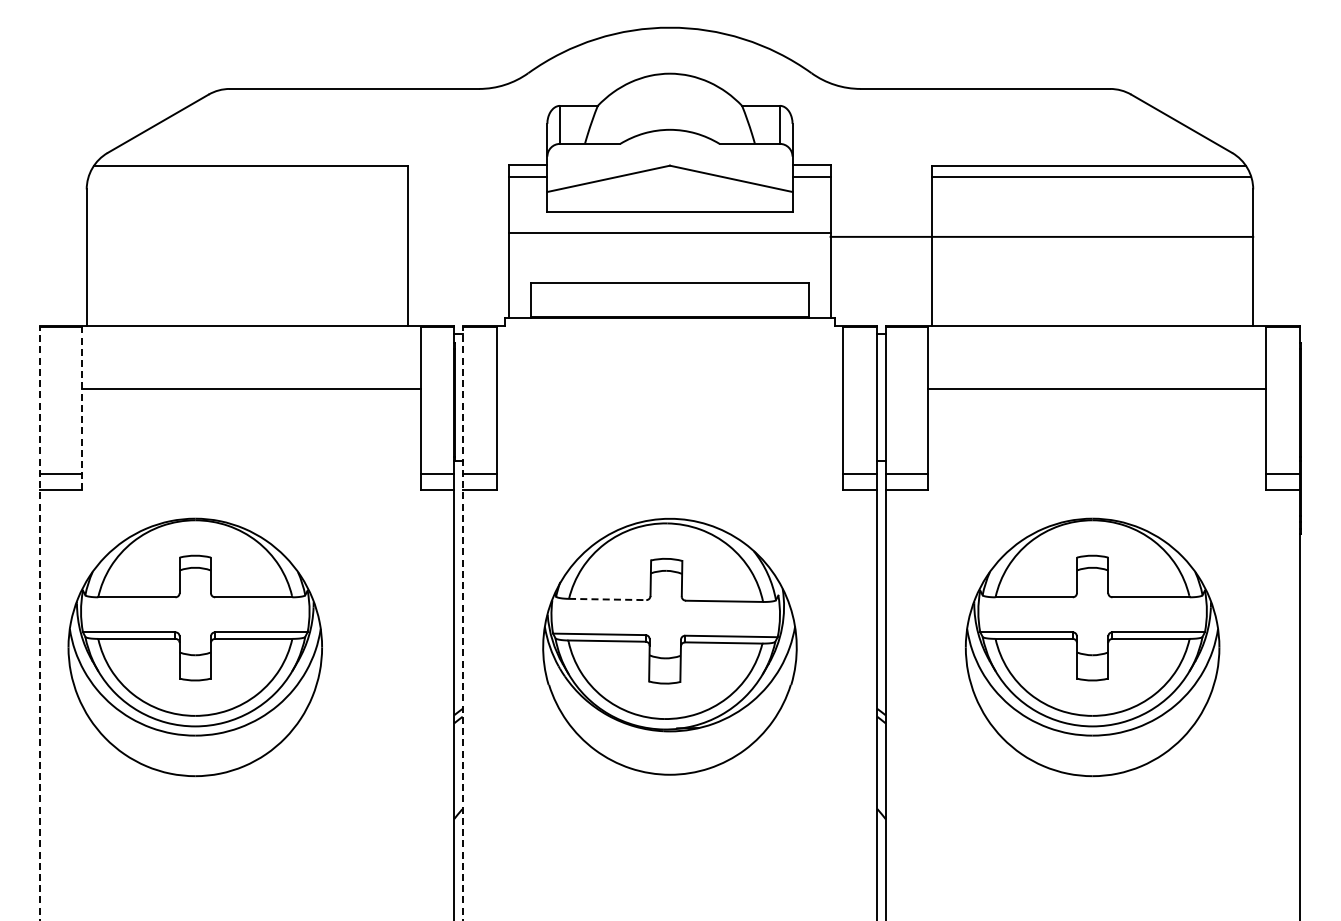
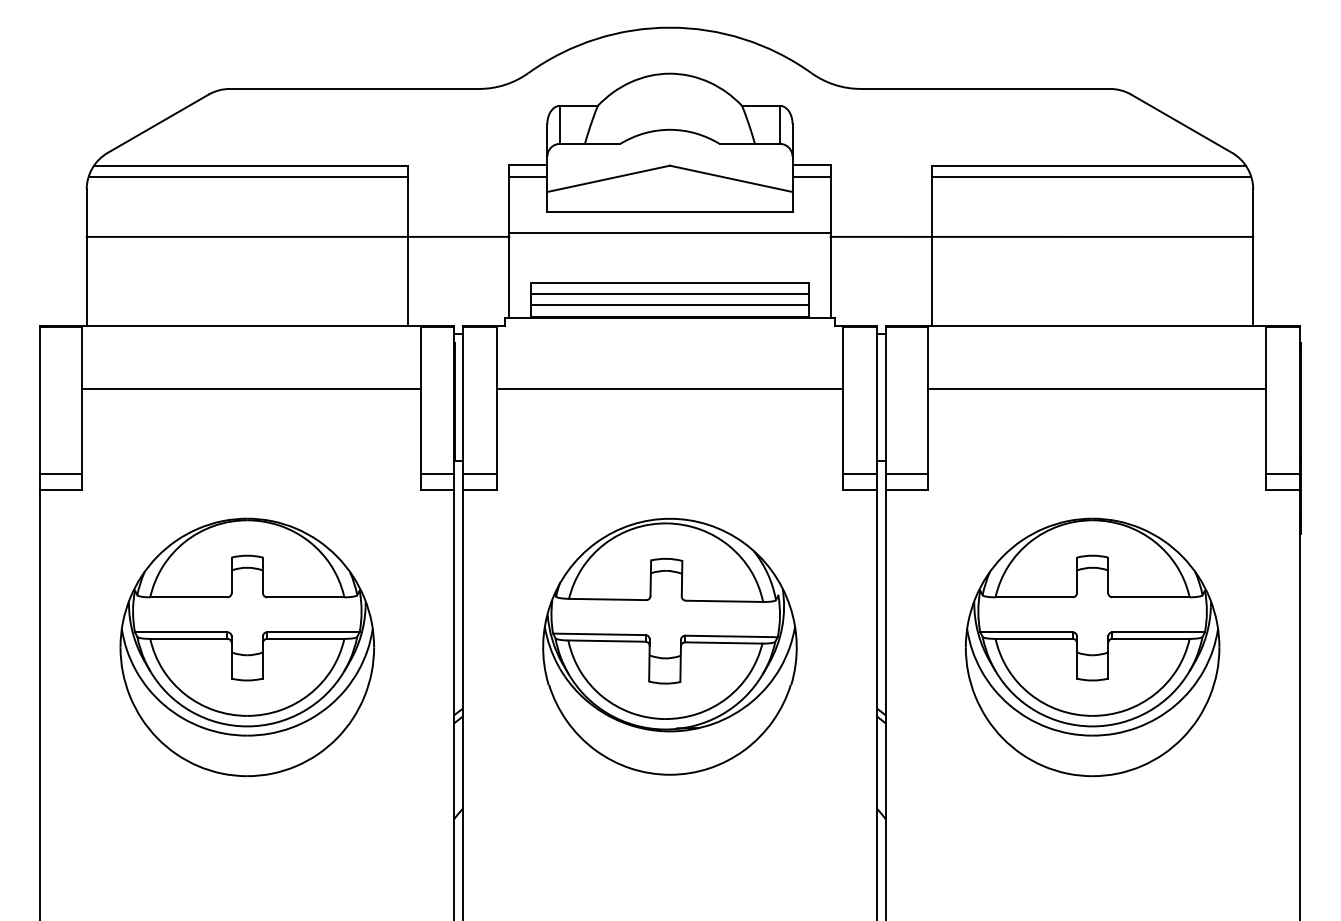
line: none -> present (247, 177)
line: none -> present (297, 236)
line: none -> present (669, 293)
line: none -> present (669, 304)
line: none -> present (669, 389)
line: dashed -> solid (82, 408)
line: dashed -> solid (607, 599)
line: dashed -> solid (40, 622)
line: dashed -> solid (462, 622)
part position: (194, 647) -> (246, 647) (246, 647)
